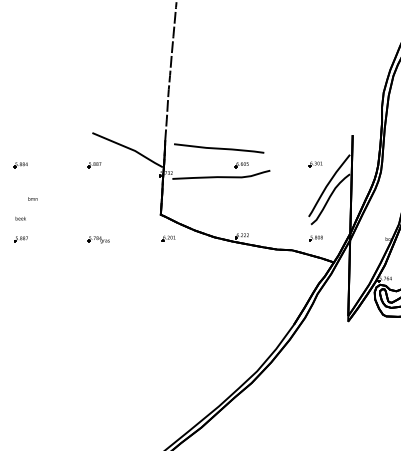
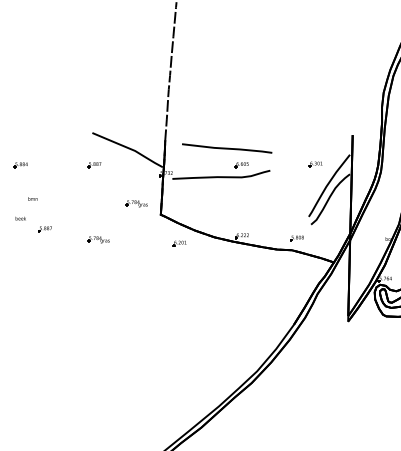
line position: (219, 148) -> (227, 148) (227, 148)
part: none -> present (136, 203)
part position: (168, 238) -> (179, 243) (179, 243)
part position: (315, 238) -> (296, 238) (296, 238)
part position: (20, 239) -> (44, 229) (44, 229)
